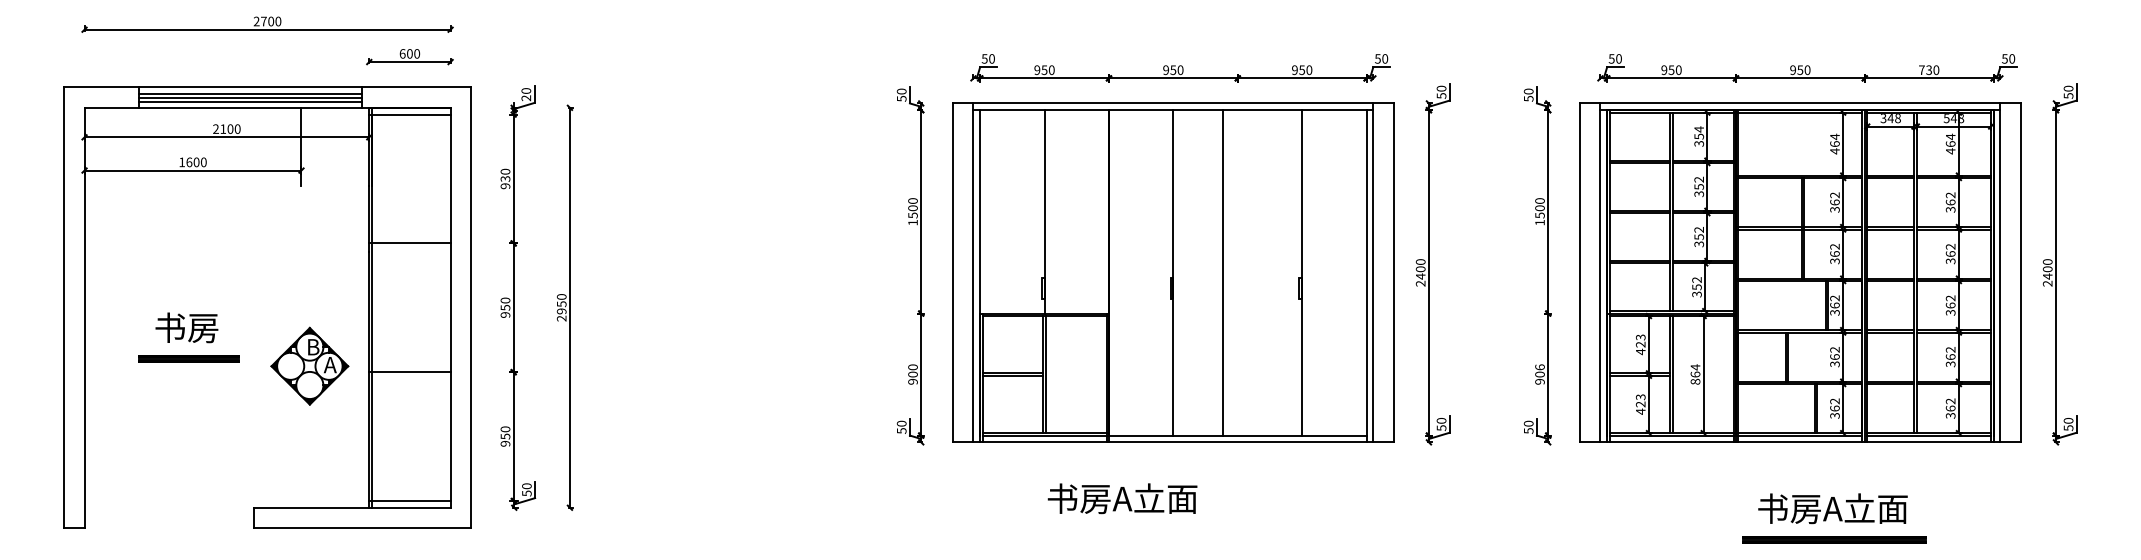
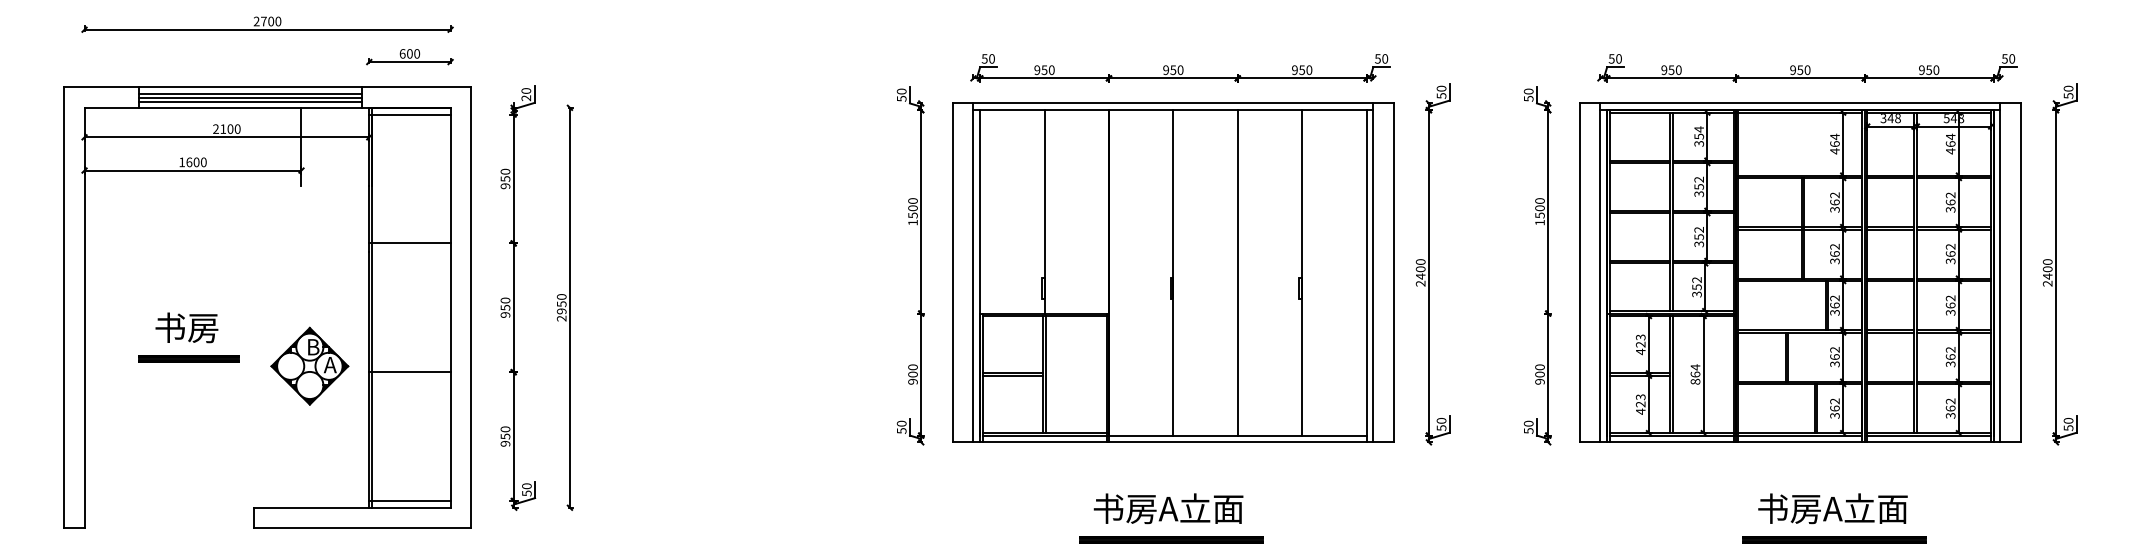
text: 730 -> 950 (1925, 70)
text: 930 -> 950 (504, 178)
line position: (1222, 272) -> (1237, 272) (1237, 272)
text: 906 -> 900 (1539, 367)
text position: (1122, 498) -> (1168, 508) (1168, 508)
part: none -> present (1171, 539)
